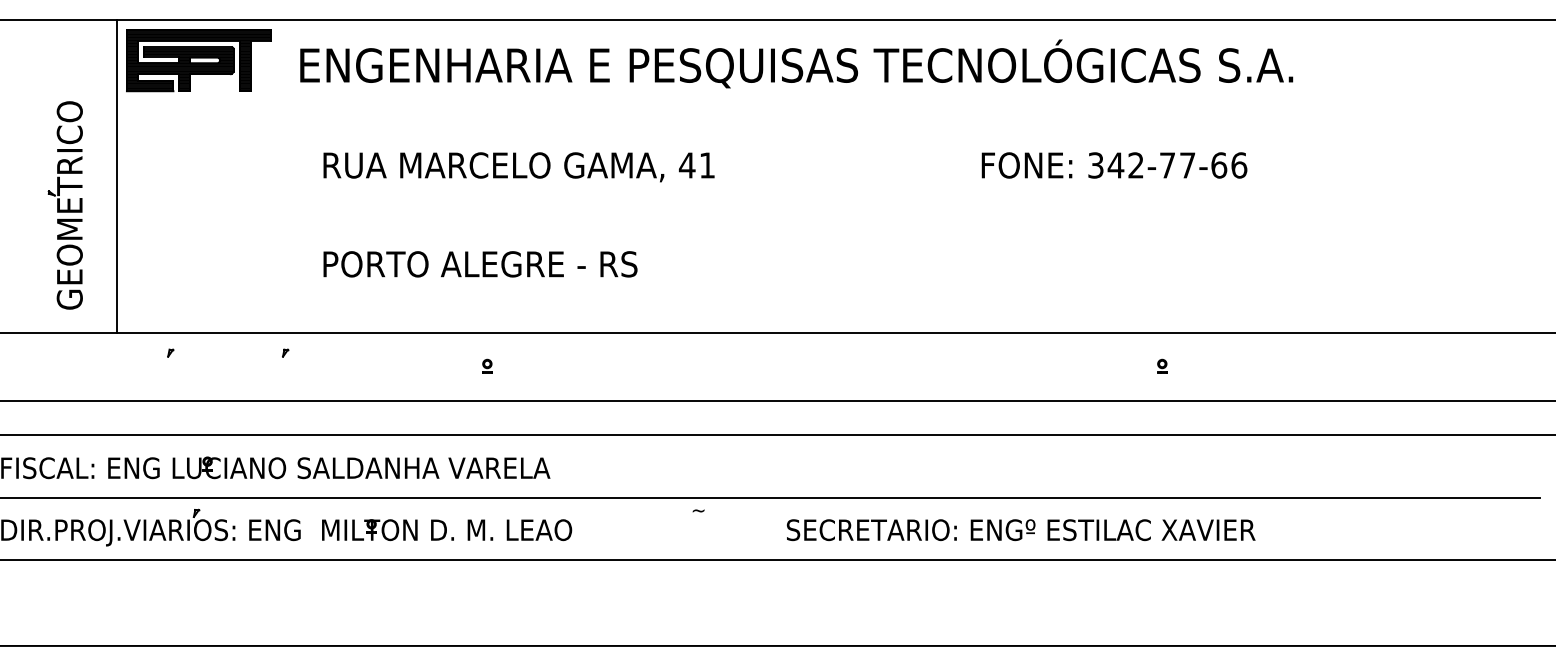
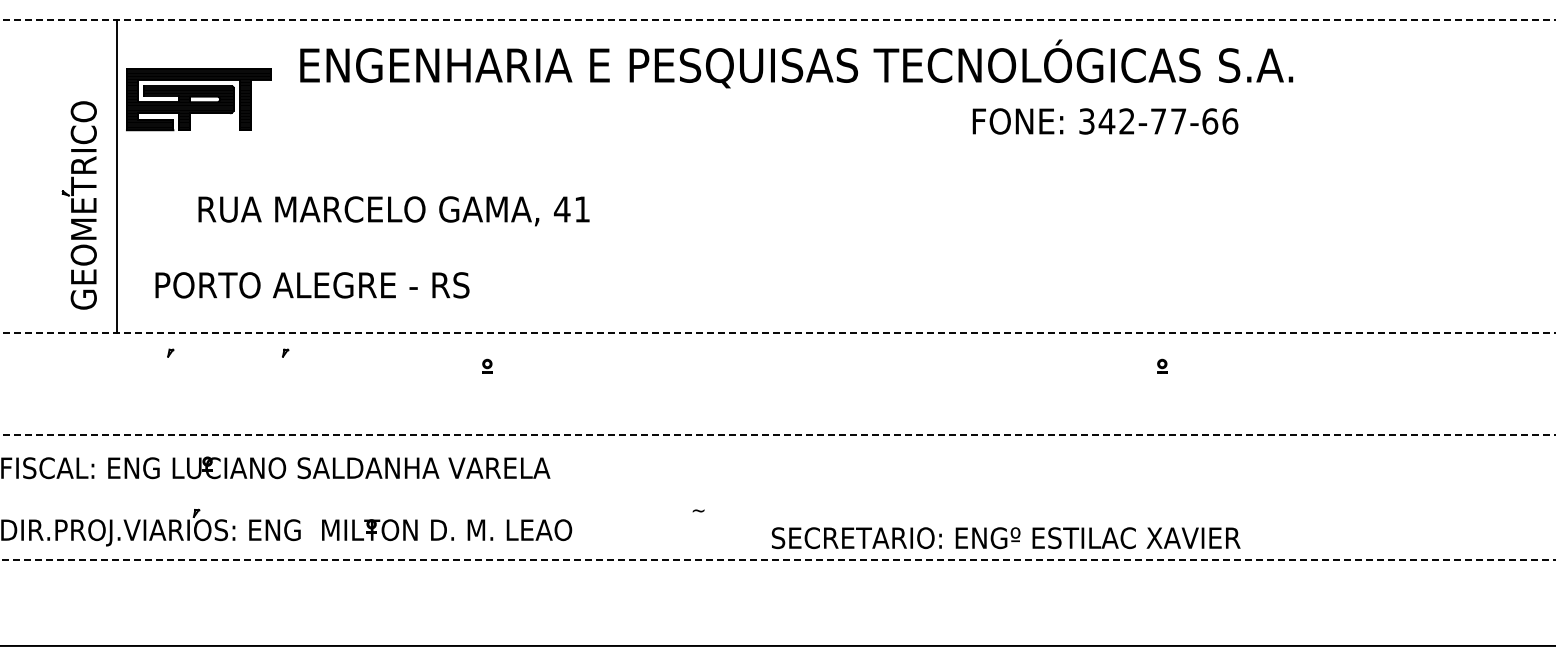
line: solid -> dashed (778, 20)
part position: (198, 60) -> (198, 99) (198, 99)
text position: (1114, 165) -> (1105, 121) (1105, 121)
text position: (518, 167) -> (393, 211) (393, 211)
part position: (64, 205) -> (78, 205) (78, 205)
text position: (480, 264) -> (312, 285) (312, 285)
line: solid -> dashed (778, 332)
line: present -> none (777, 400)
line: solid -> dashed (778, 434)
line: present -> none (770, 497)
text position: (1020, 530) -> (1005, 538) (1005, 538)
line: solid -> dashed (778, 560)
